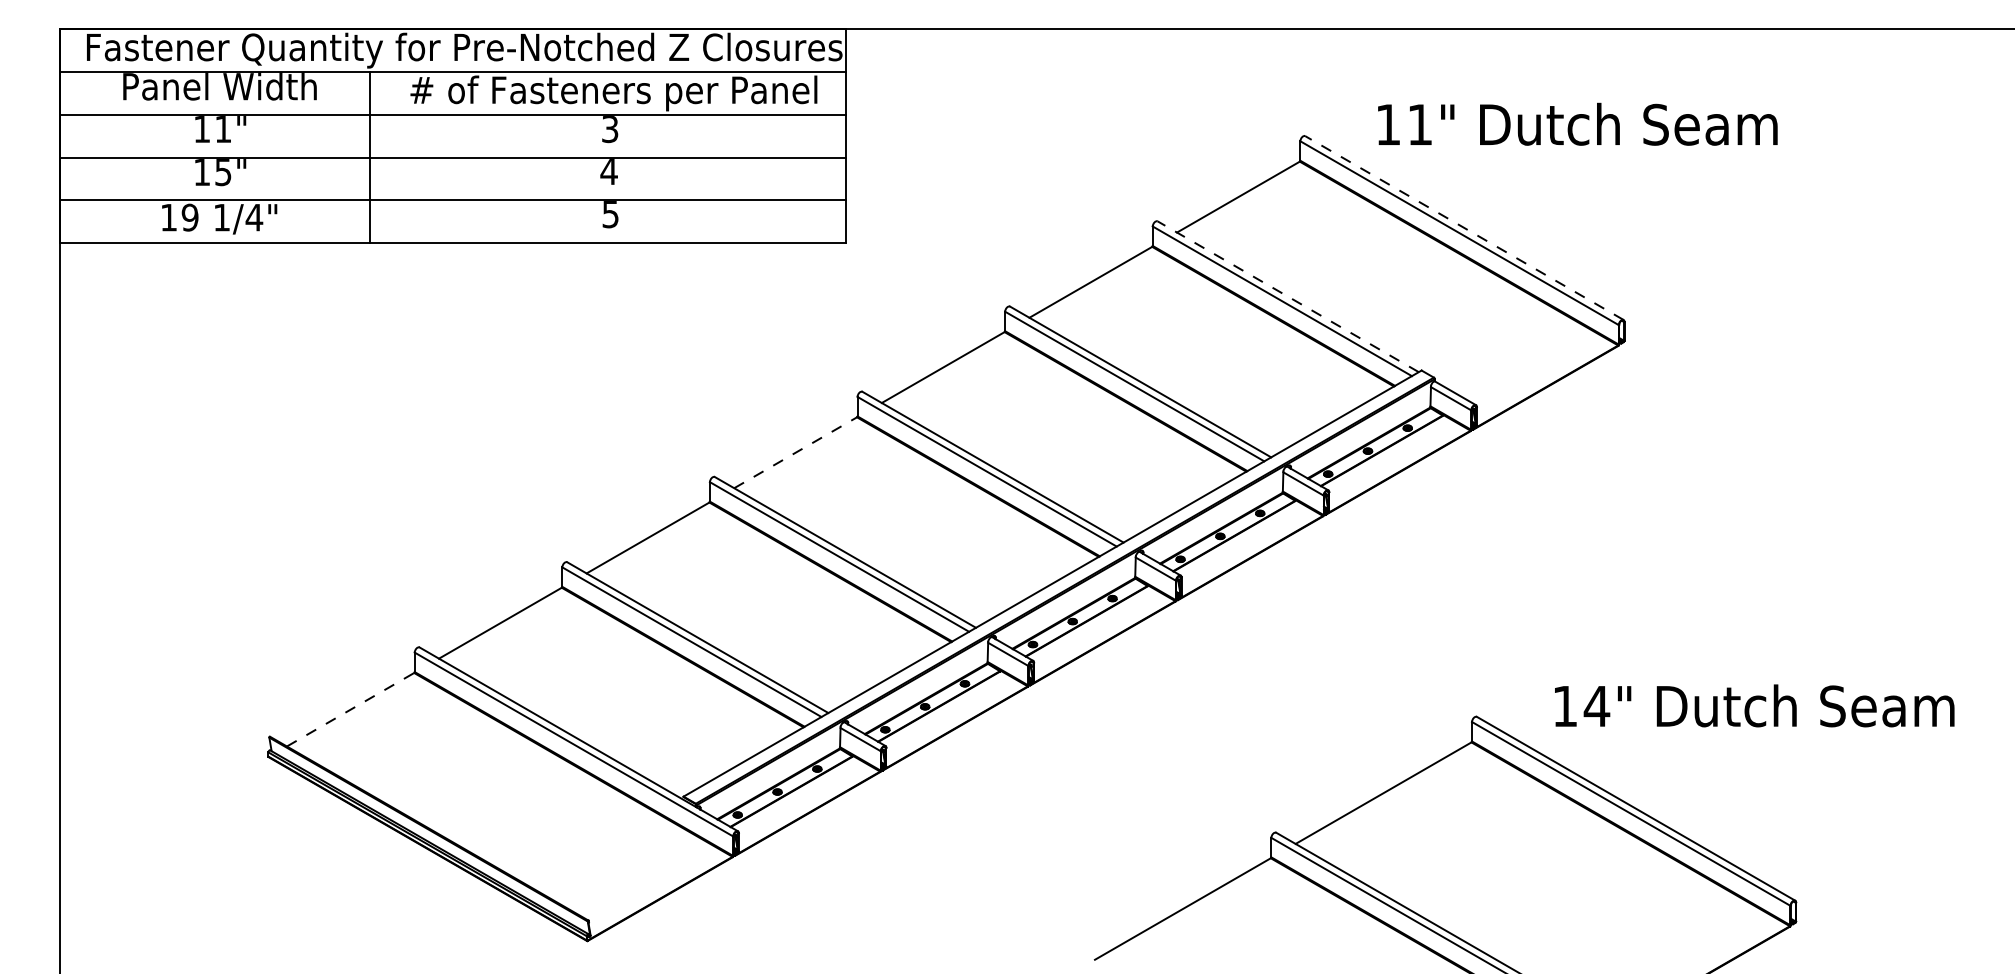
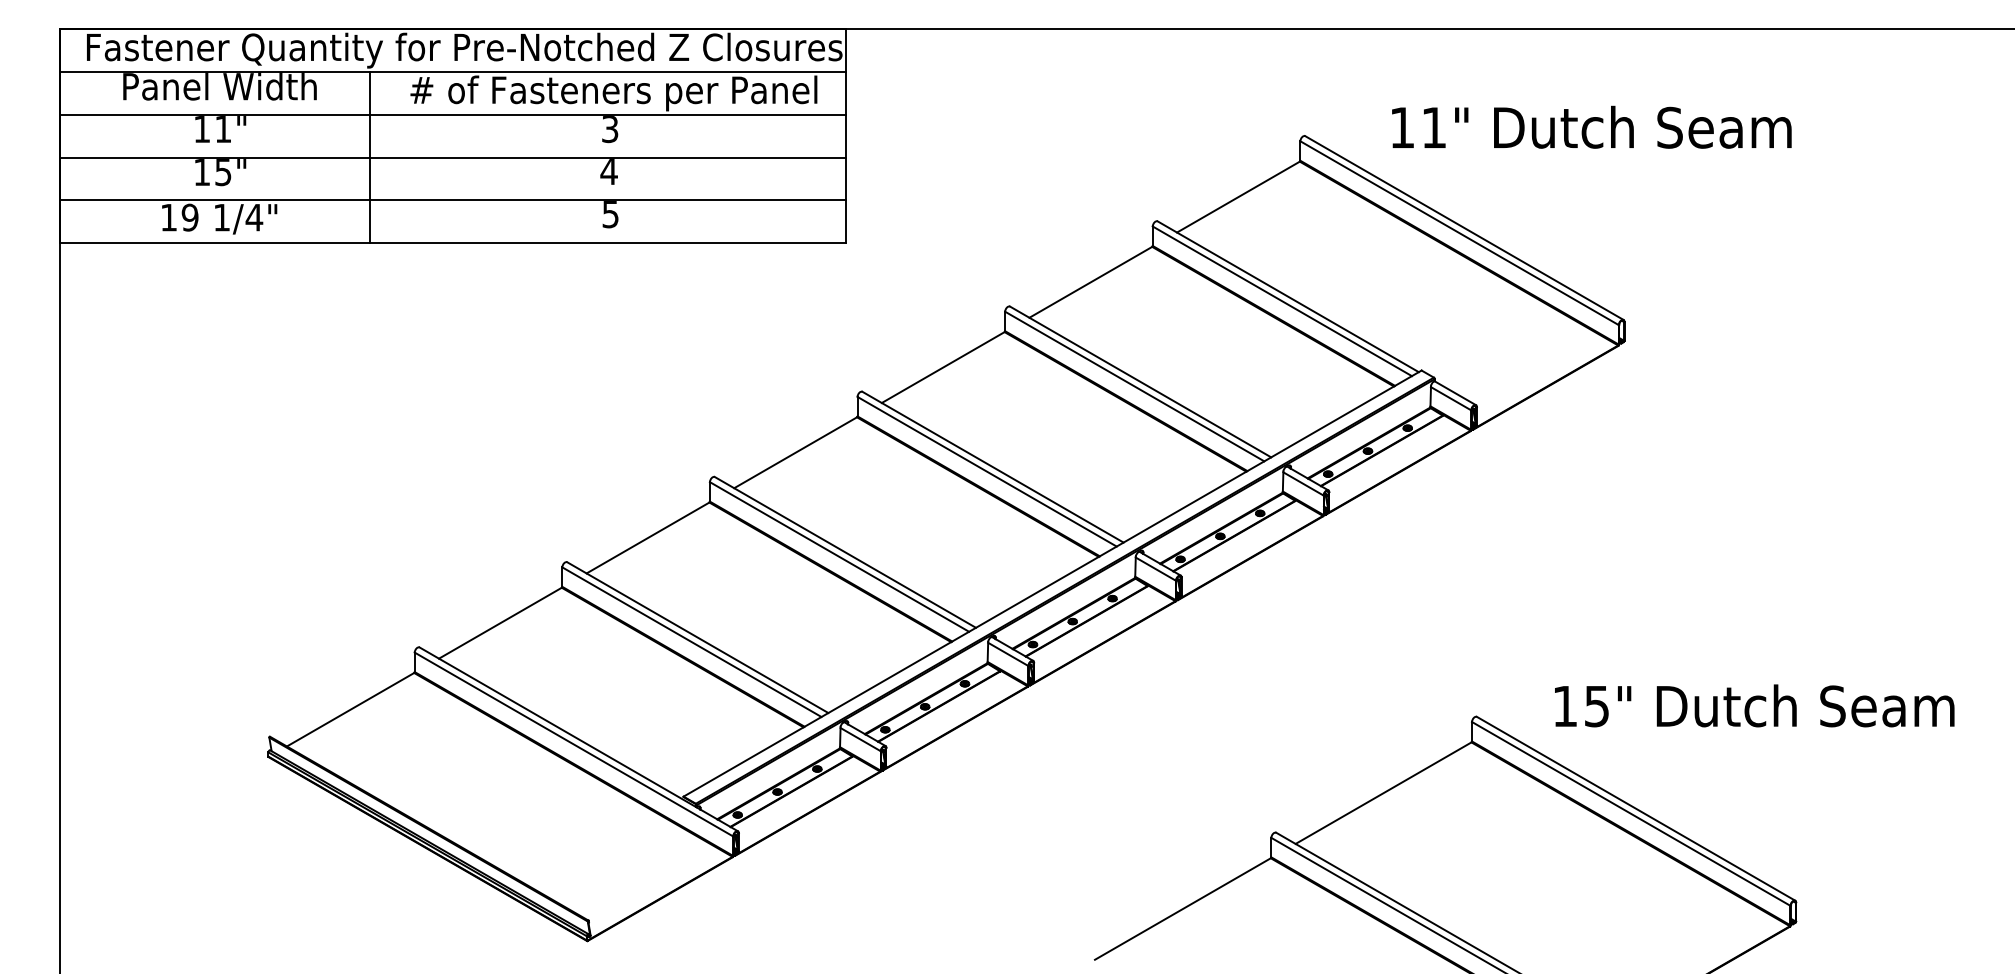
text position: (1577, 123) -> (1591, 126) (1591, 126)
line: dashed -> solid (1464, 228)
line: dashed -> solid (1288, 296)
line: dashed -> solid (795, 452)
text: 14" -> 15" (1596, 706)
line: dashed -> solid (351, 709)
